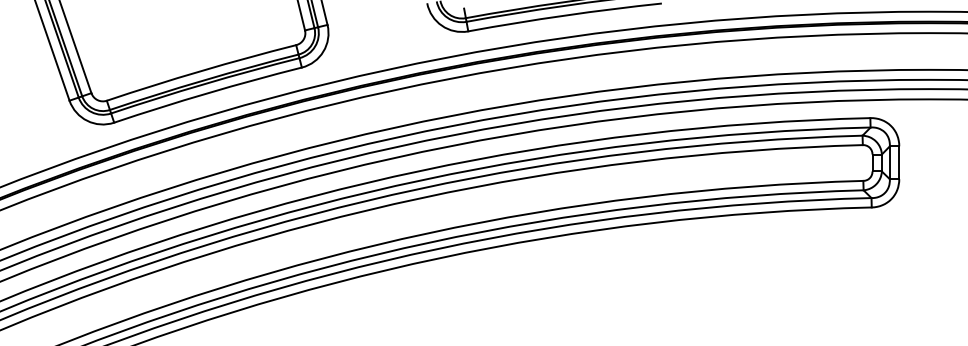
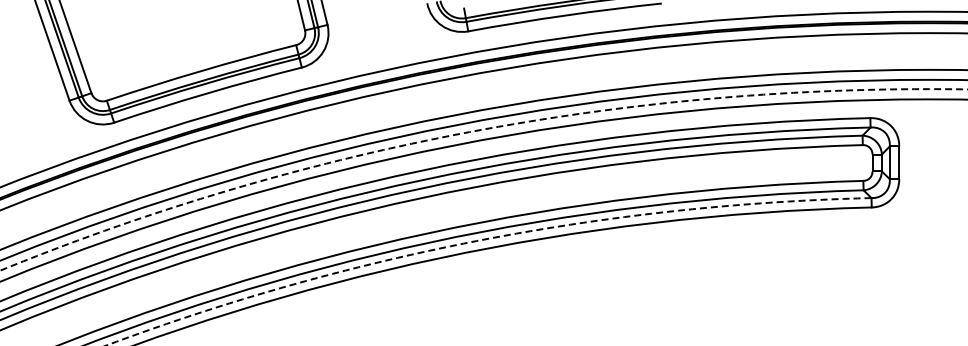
arc: solid -> dashed (474, 131)
arc: solid -> dashed (484, 239)
